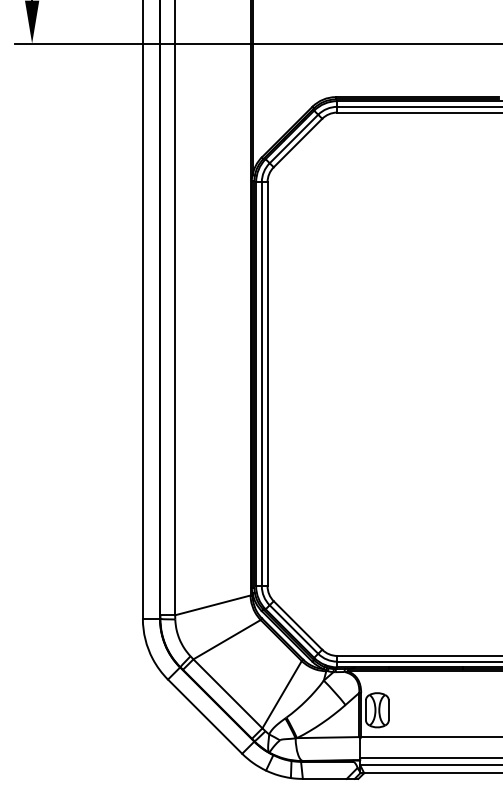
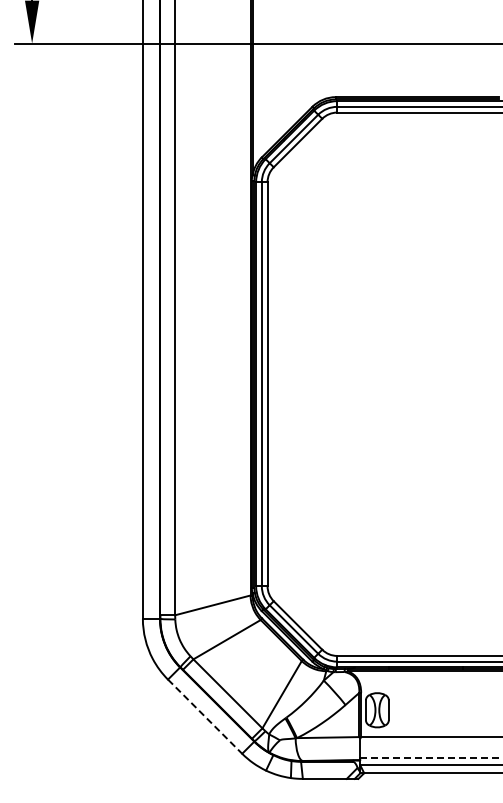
line: solid -> dashed (205, 717)
line: solid -> dashed (431, 758)
